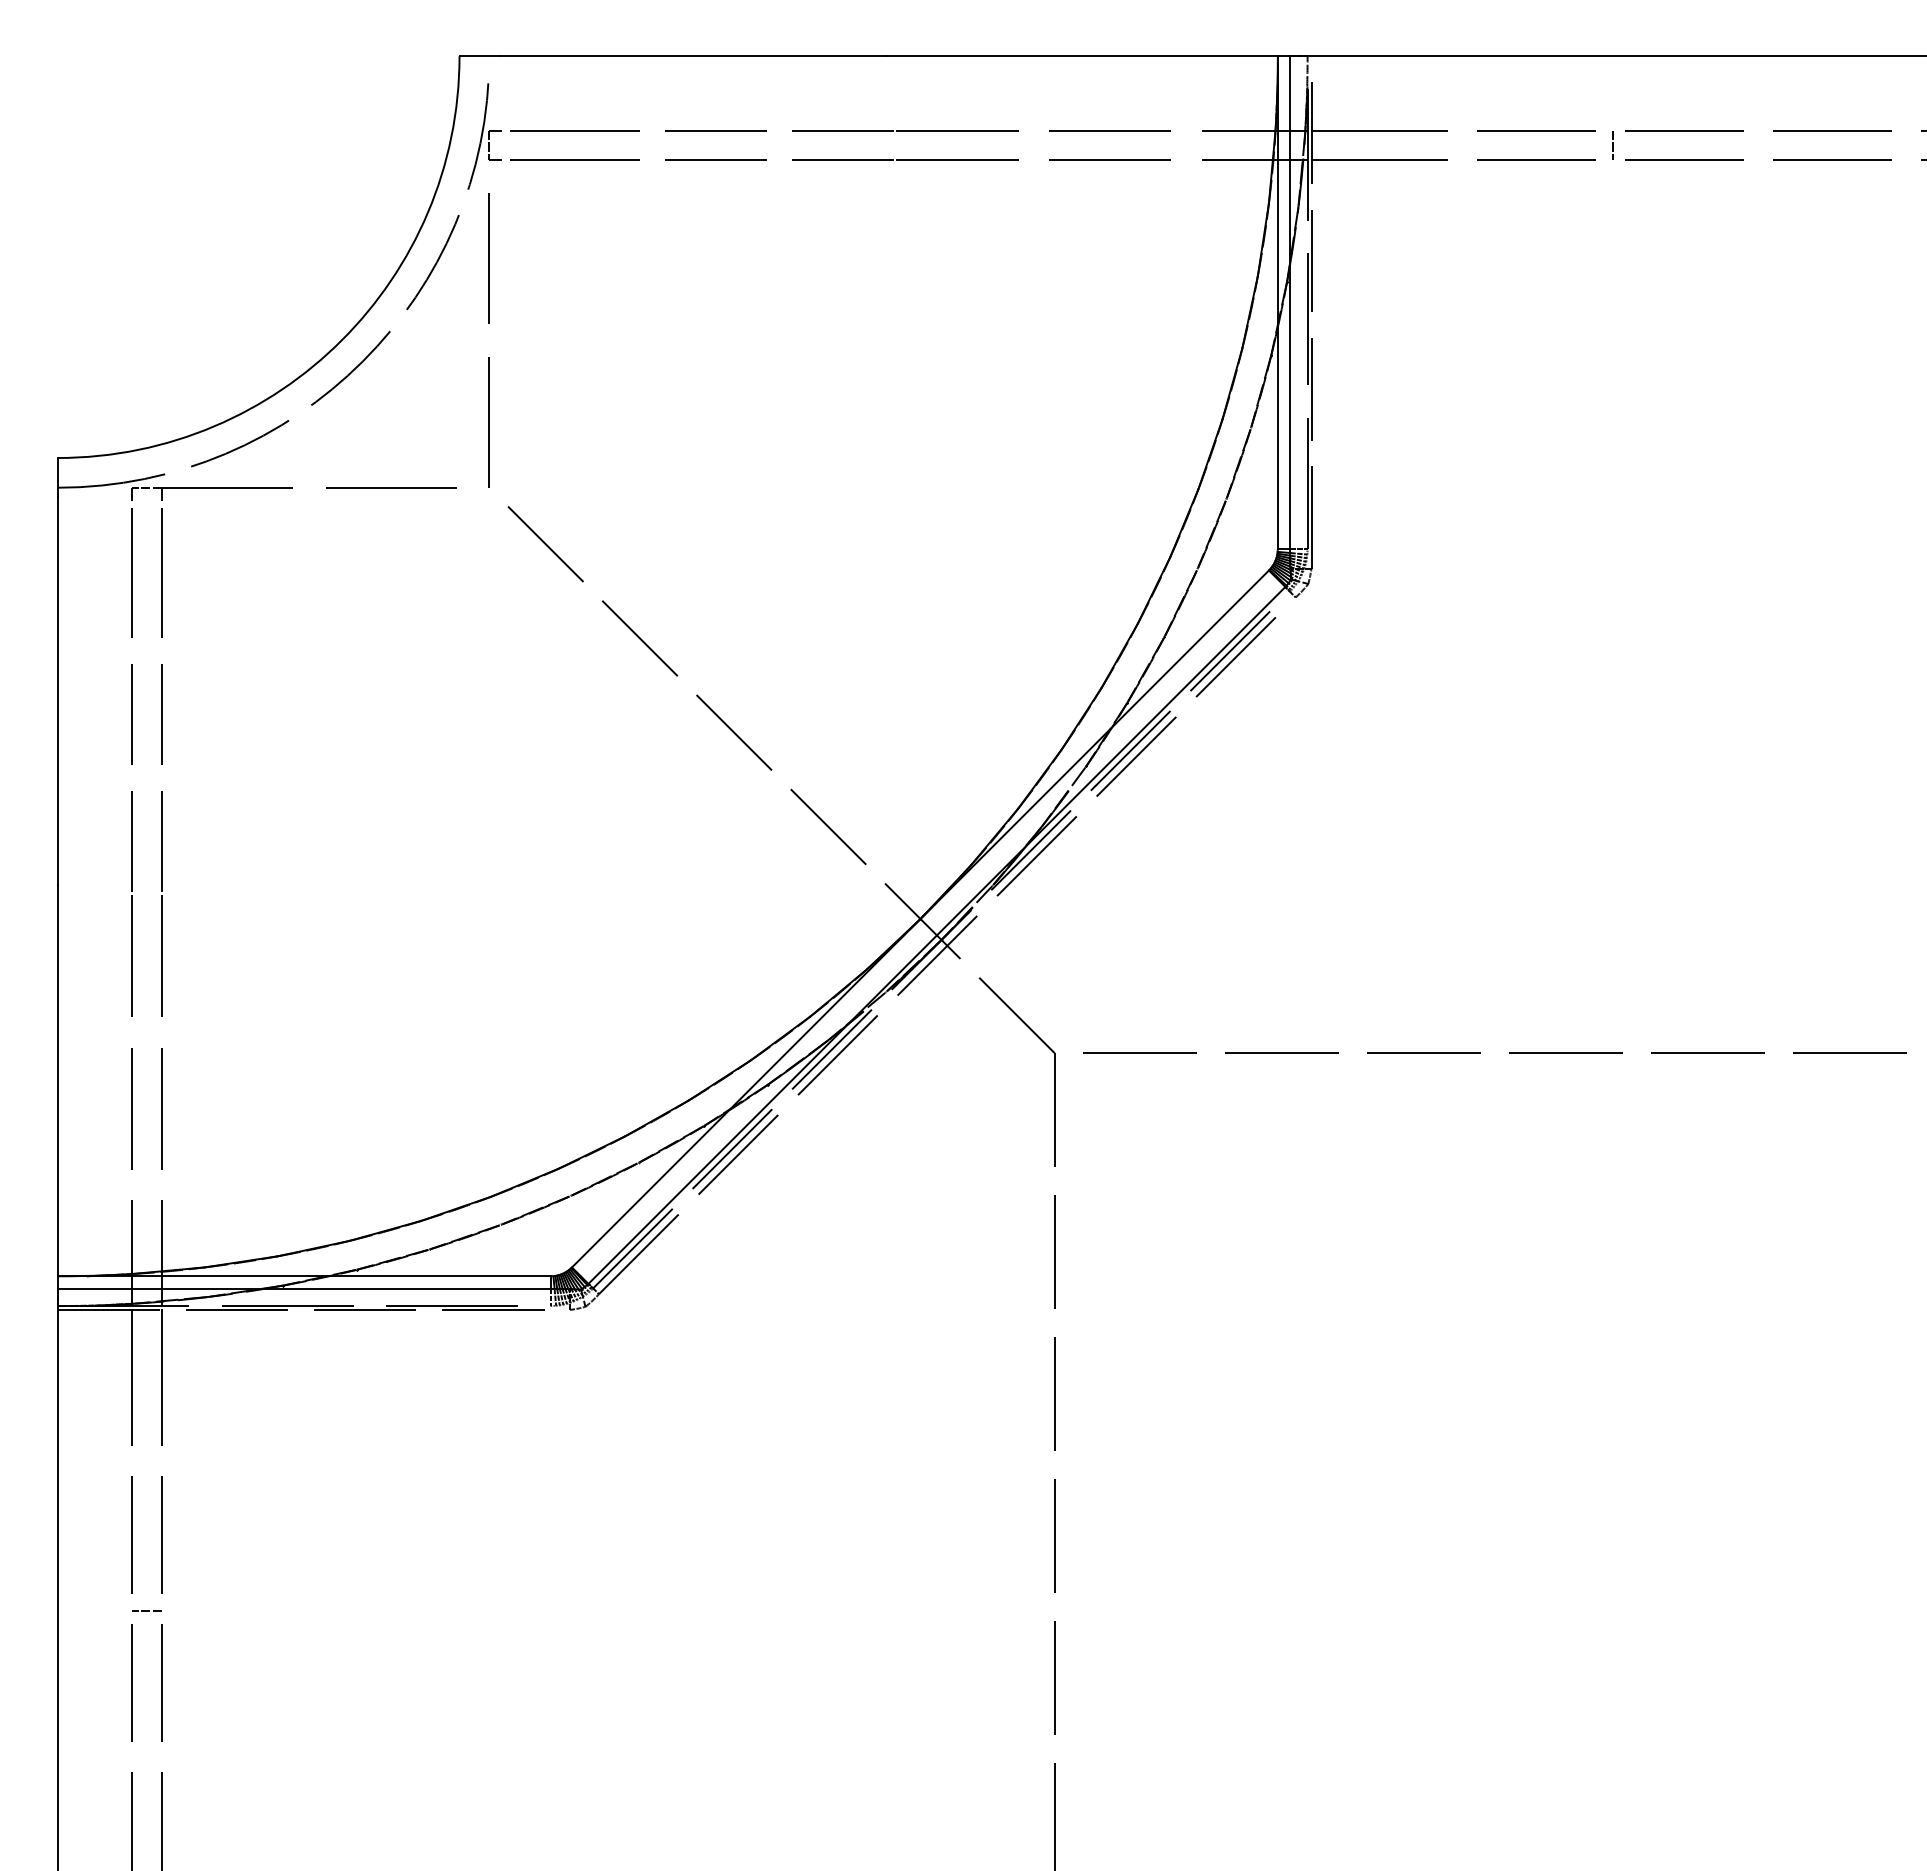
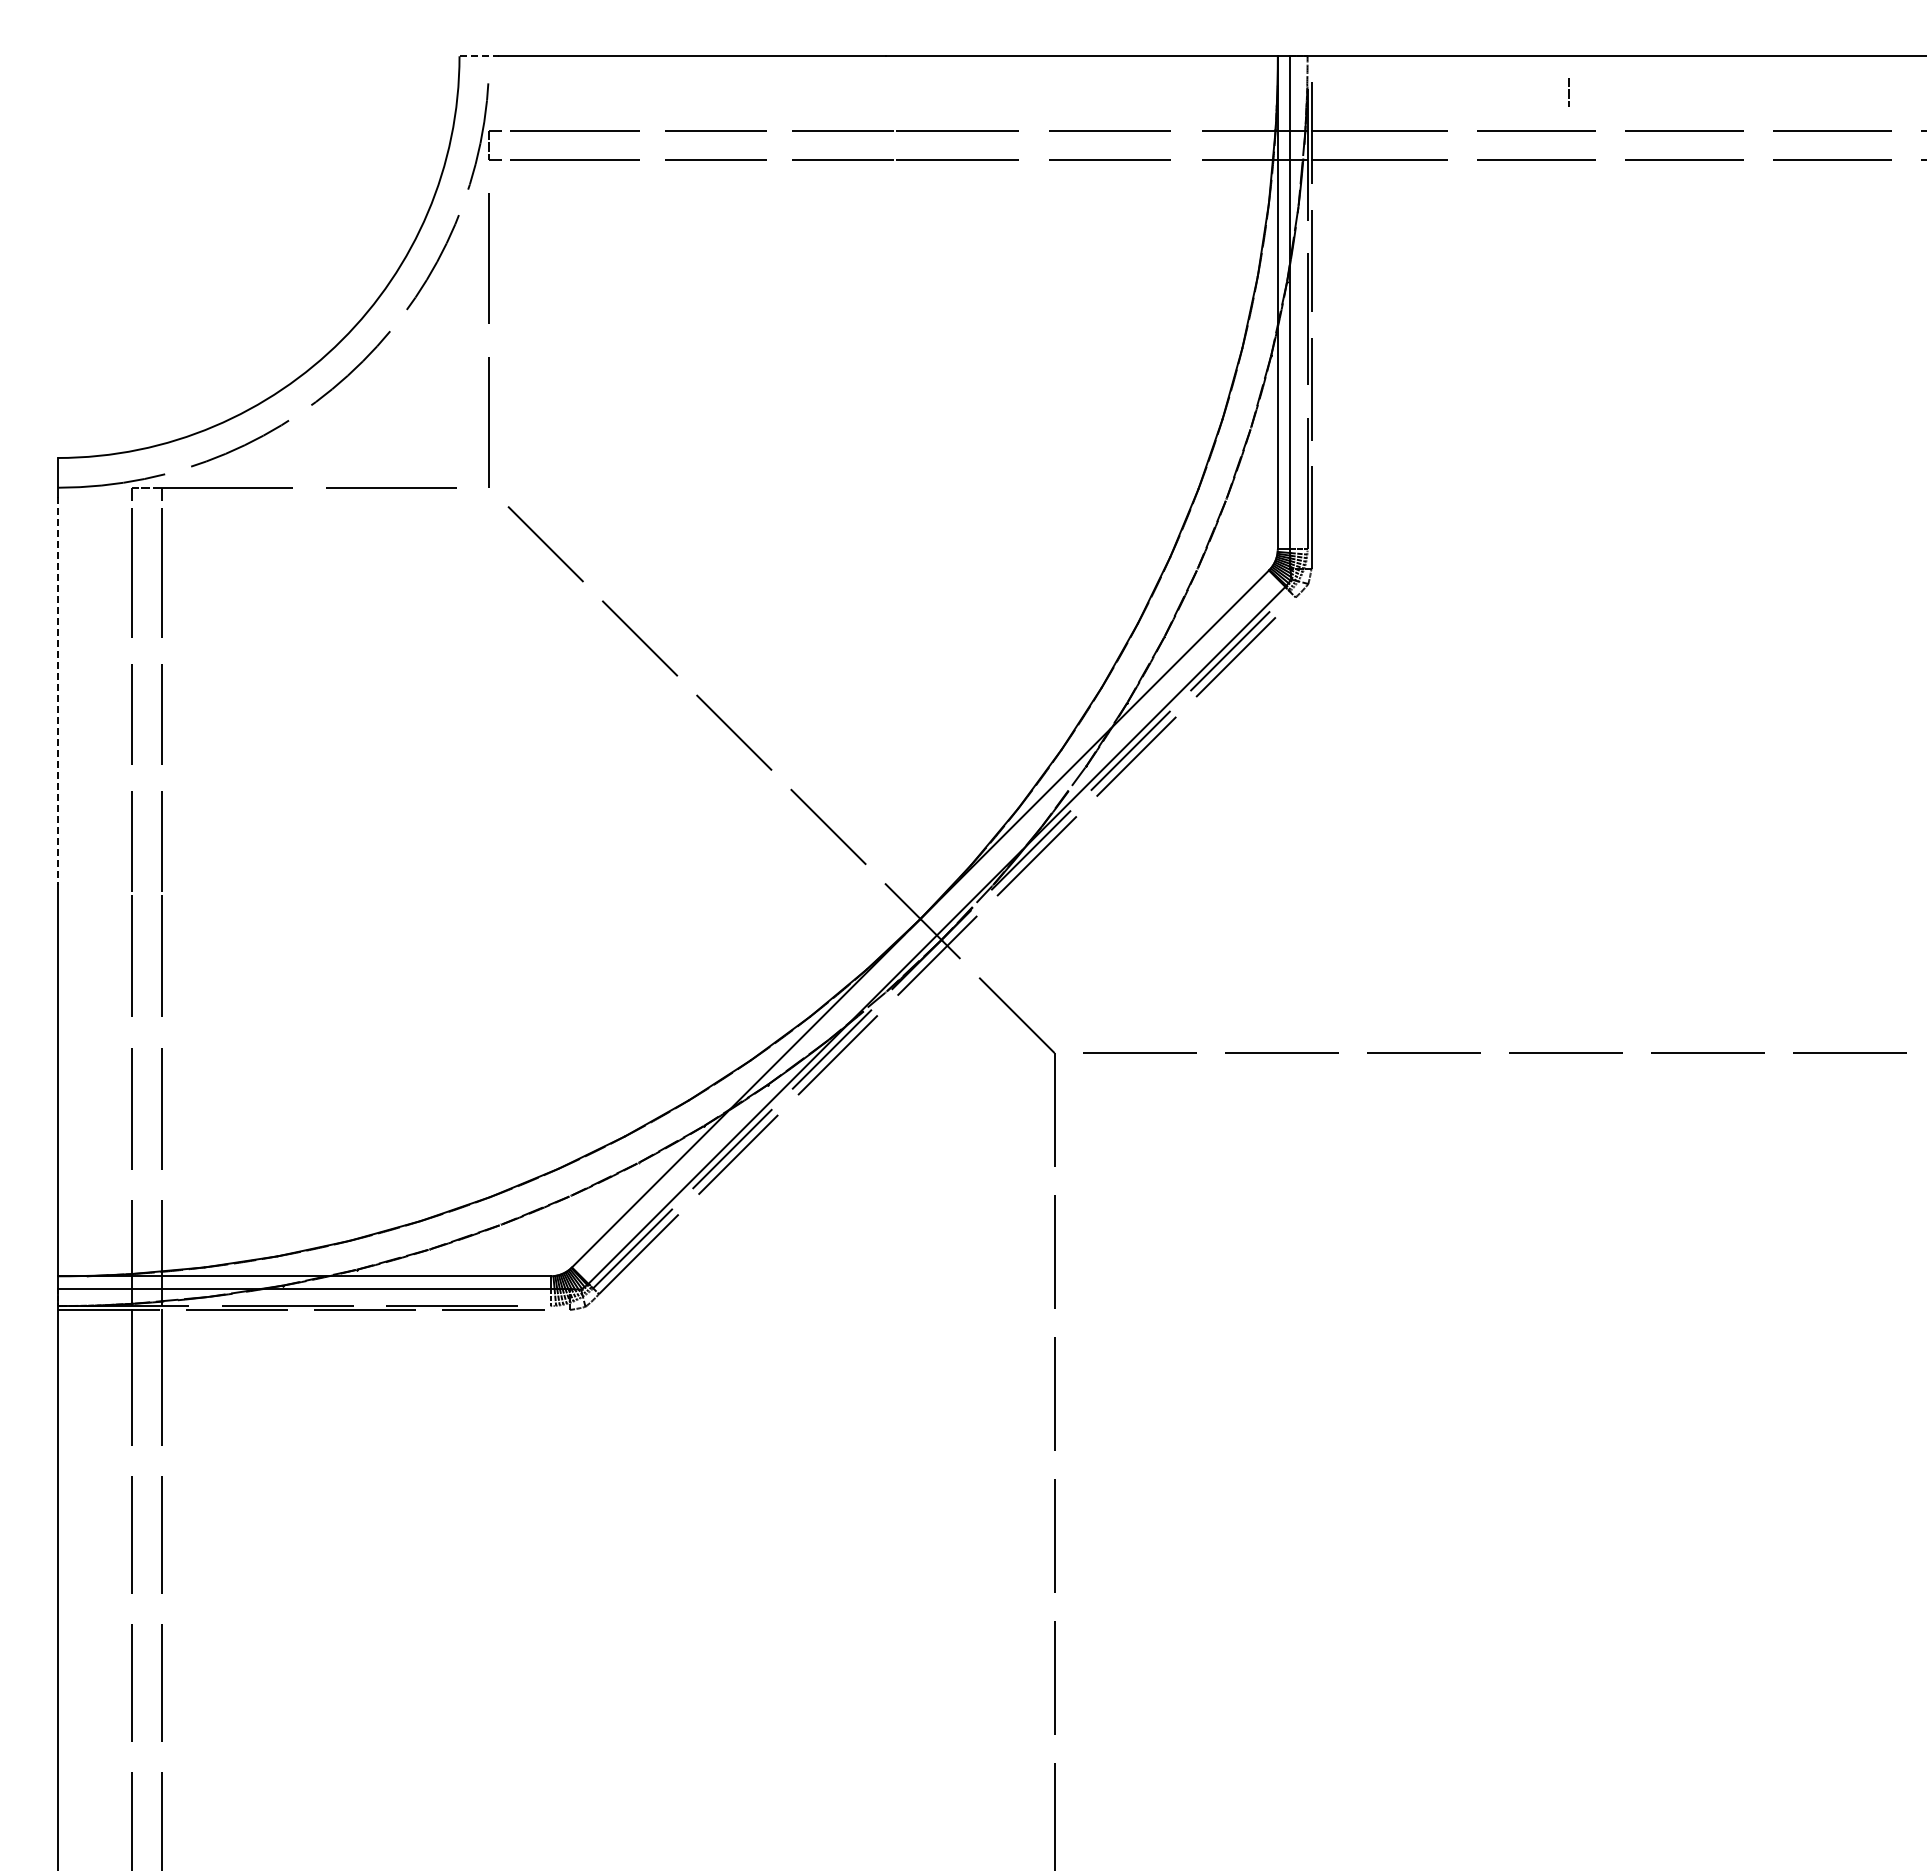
line: solid -> dashed (479, 56)
line position: (1612, 145) -> (1568, 92) (1568, 92)
line: solid -> dashed (57, 690)
line: present -> none (146, 1610)
